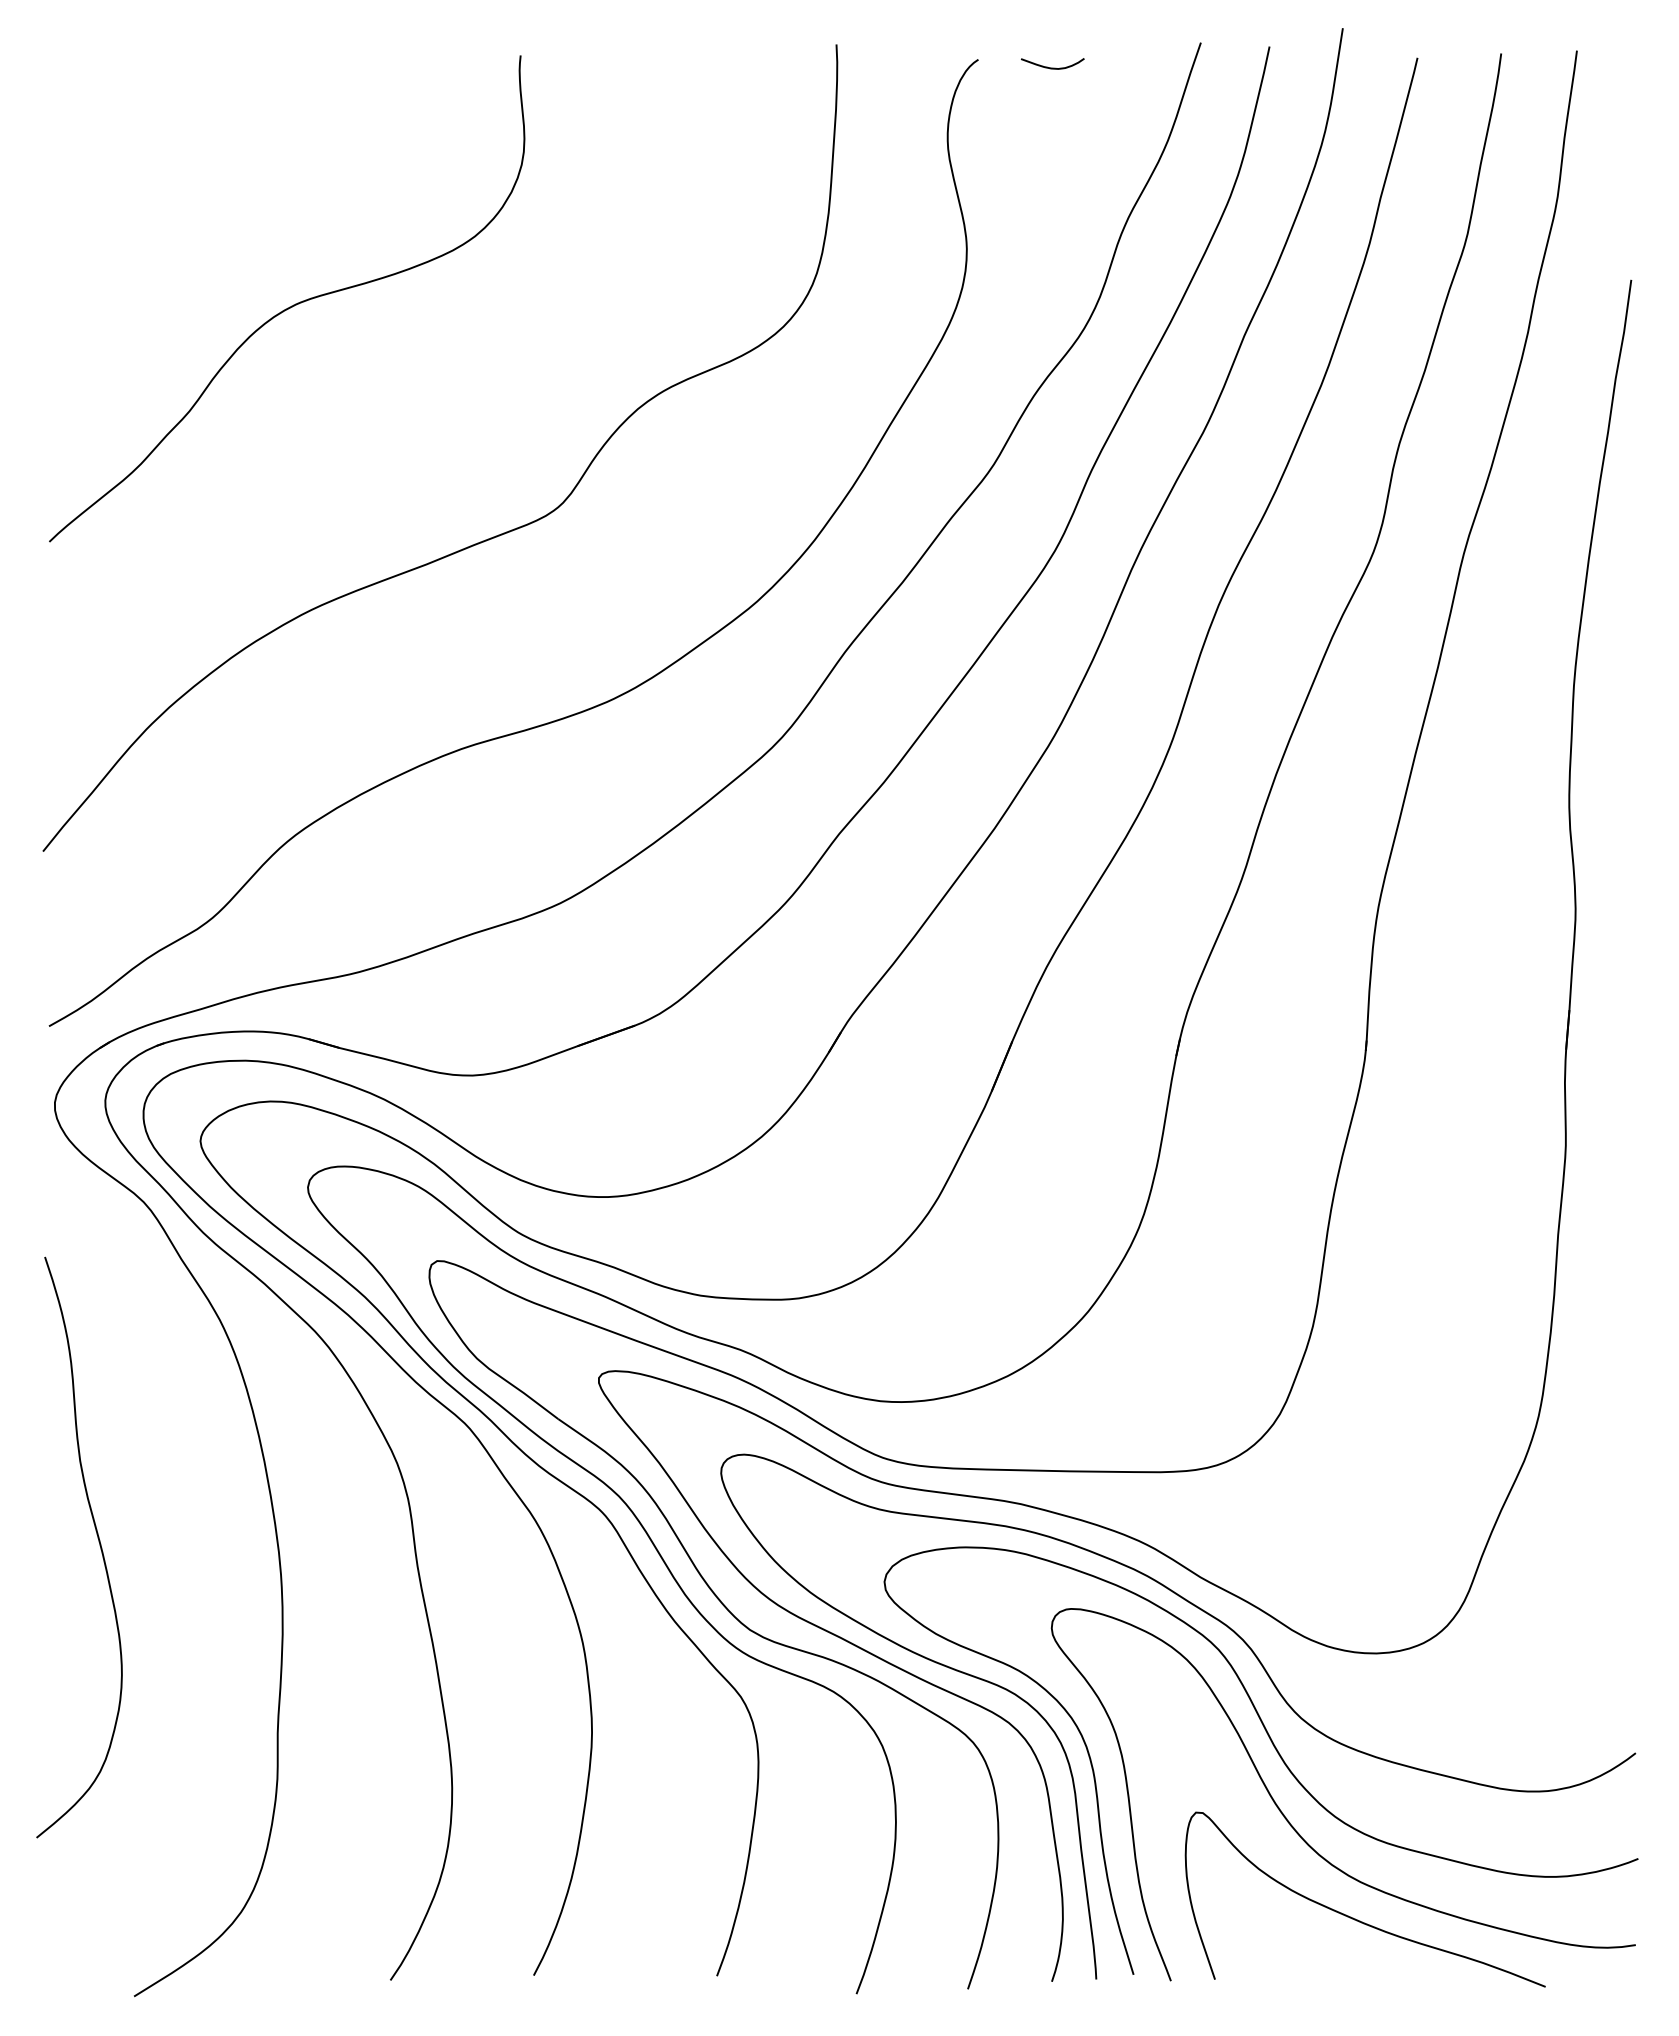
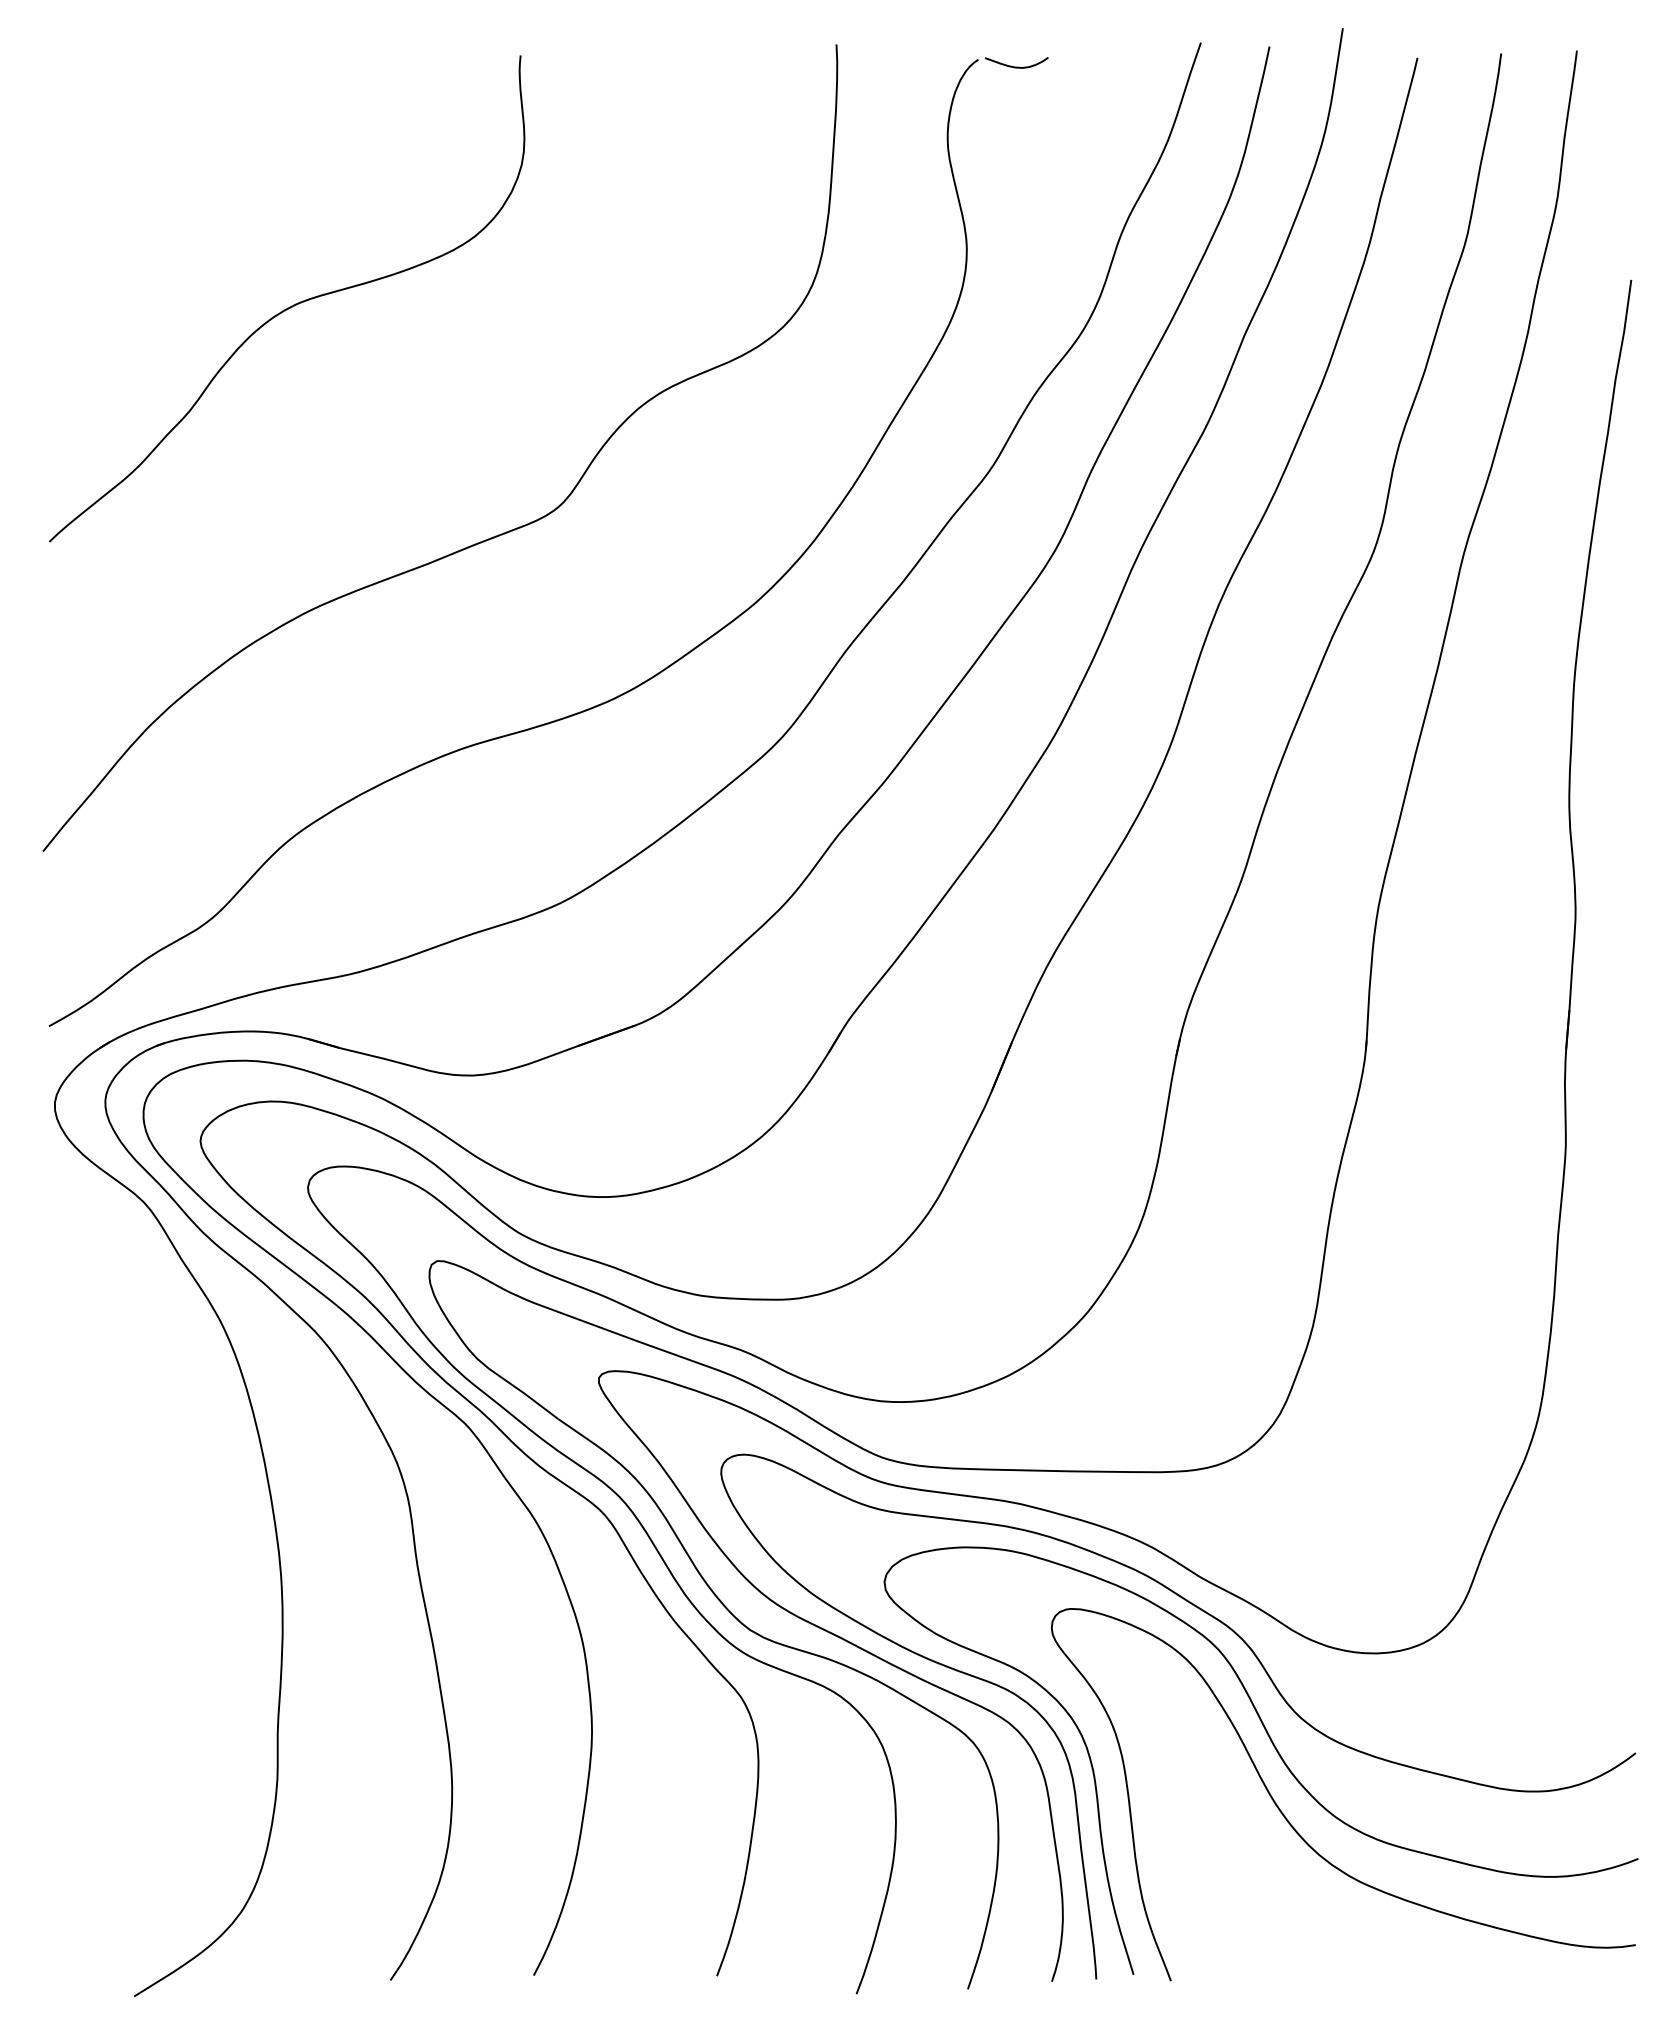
curve position: (1052, 67) -> (1016, 66) (1016, 66)
curve: present -> none (98, 1542)
curve: present -> none (1355, 1918)
